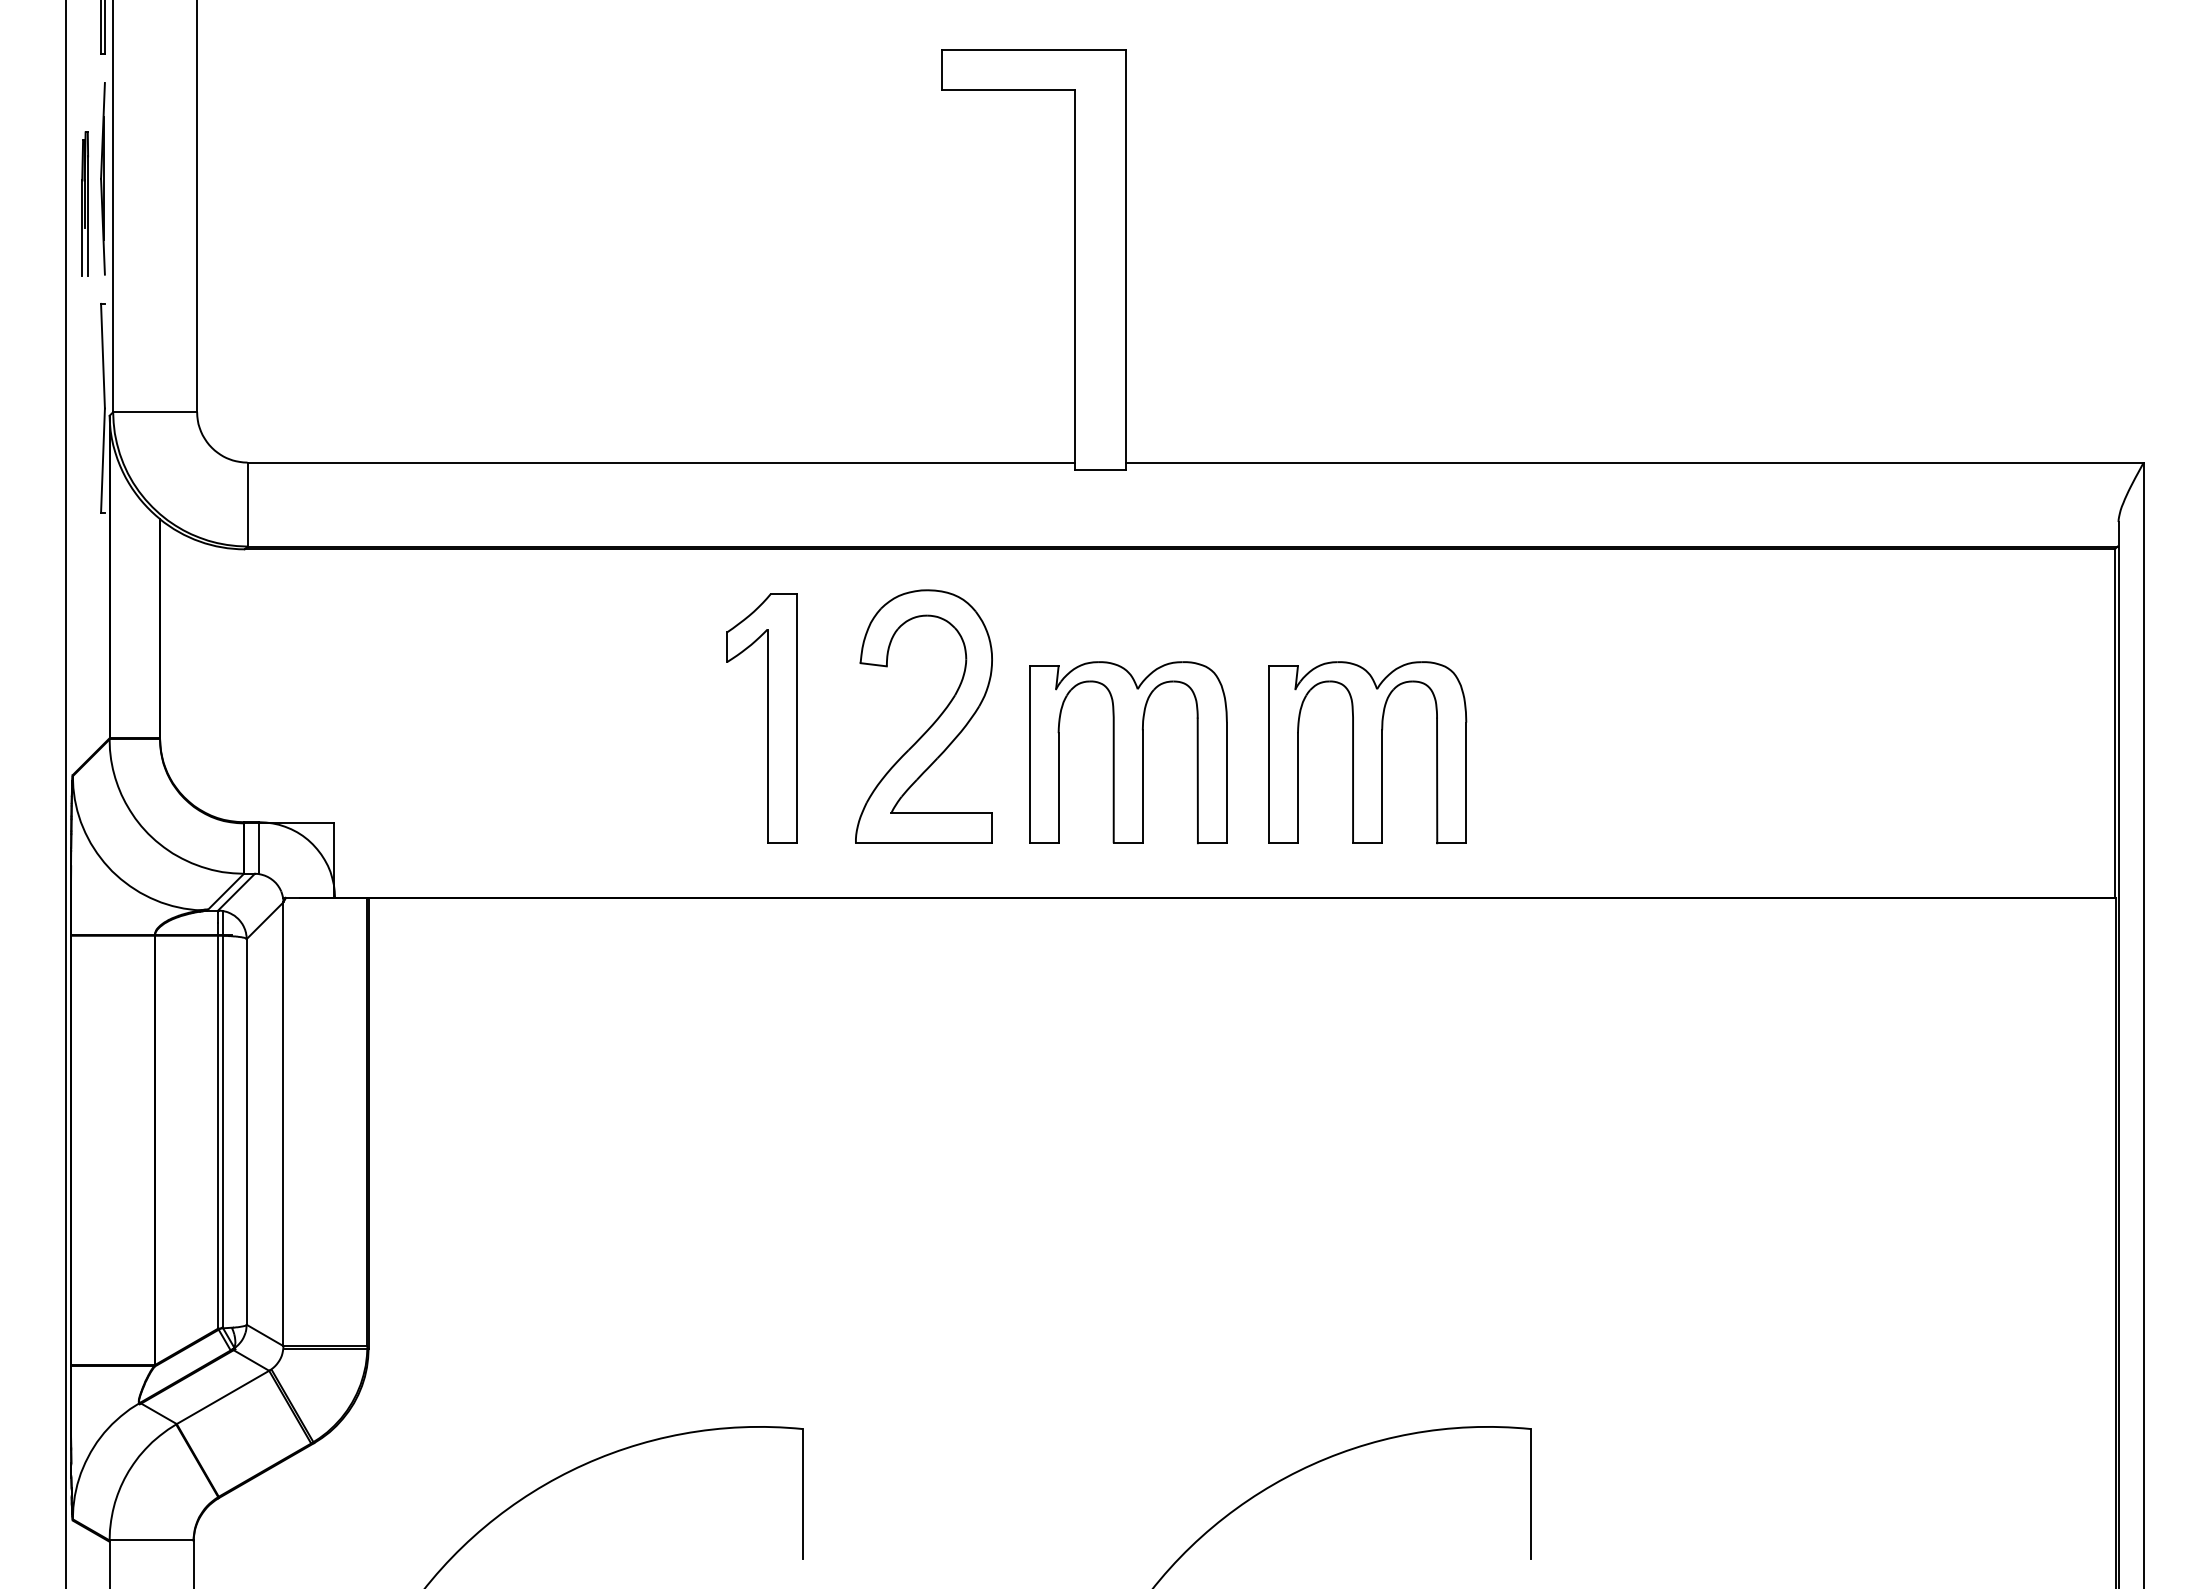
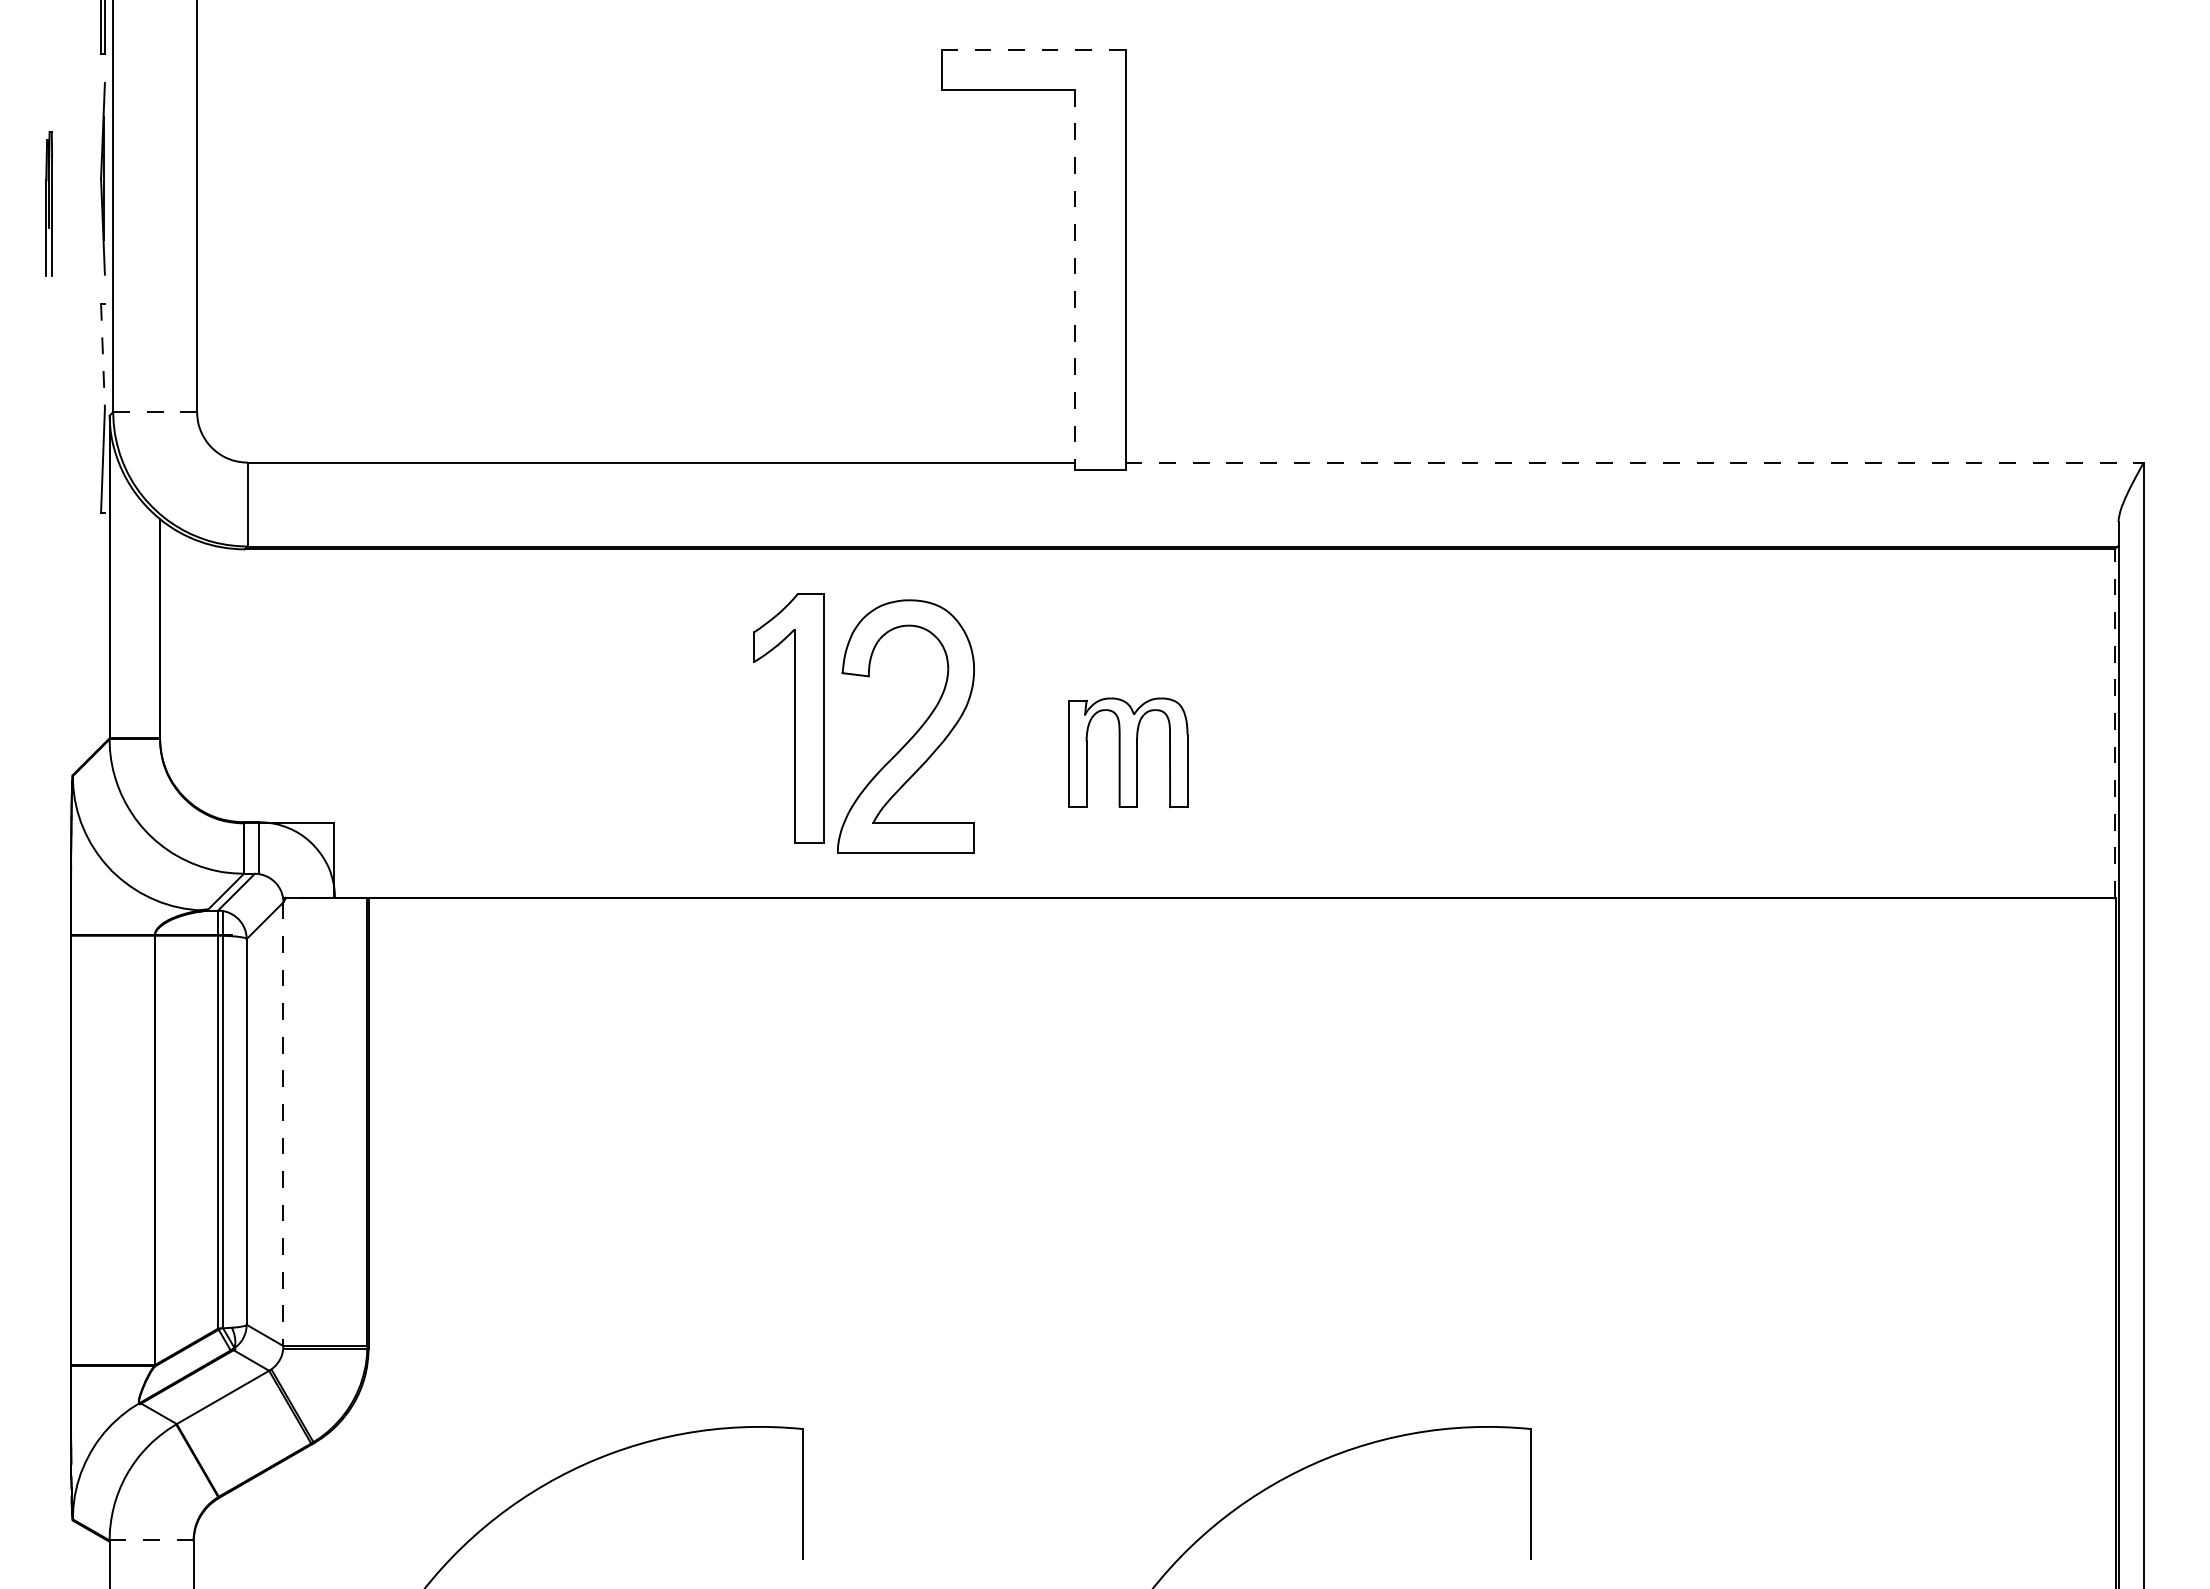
line: solid -> dashed (1033, 49)
part position: (84, 203) -> (48, 203) (48, 203)
line: solid -> dashed (1075, 279)
line: solid -> dashed (103, 356)
line: solid -> dashed (155, 412)
line: solid -> dashed (1635, 462)
part position: (761, 718) -> (788, 718) (788, 718)
line: solid -> dashed (2114, 723)
part position: (931, 724) -> (913, 734) (913, 734)
part size: 199x184 px -> 121x111 px (1128, 752)
part: present -> none (1367, 752)
line: present -> none (66, 793)
line: solid -> dashed (283, 1124)
line: solid -> dashed (151, 1540)
